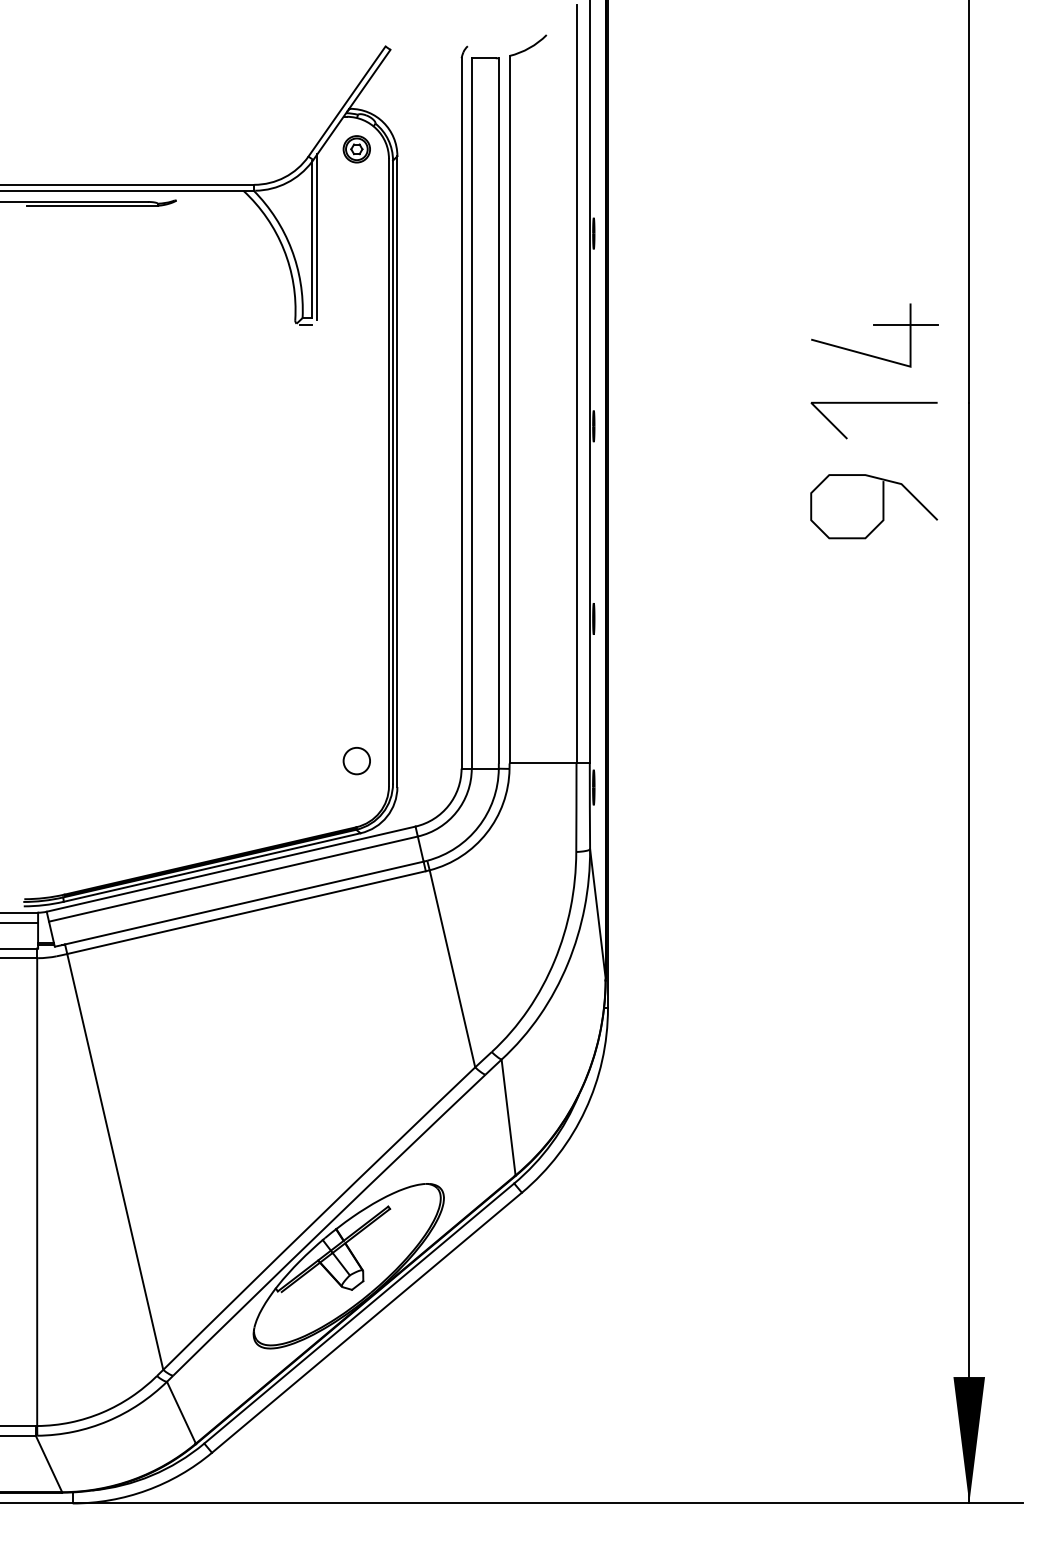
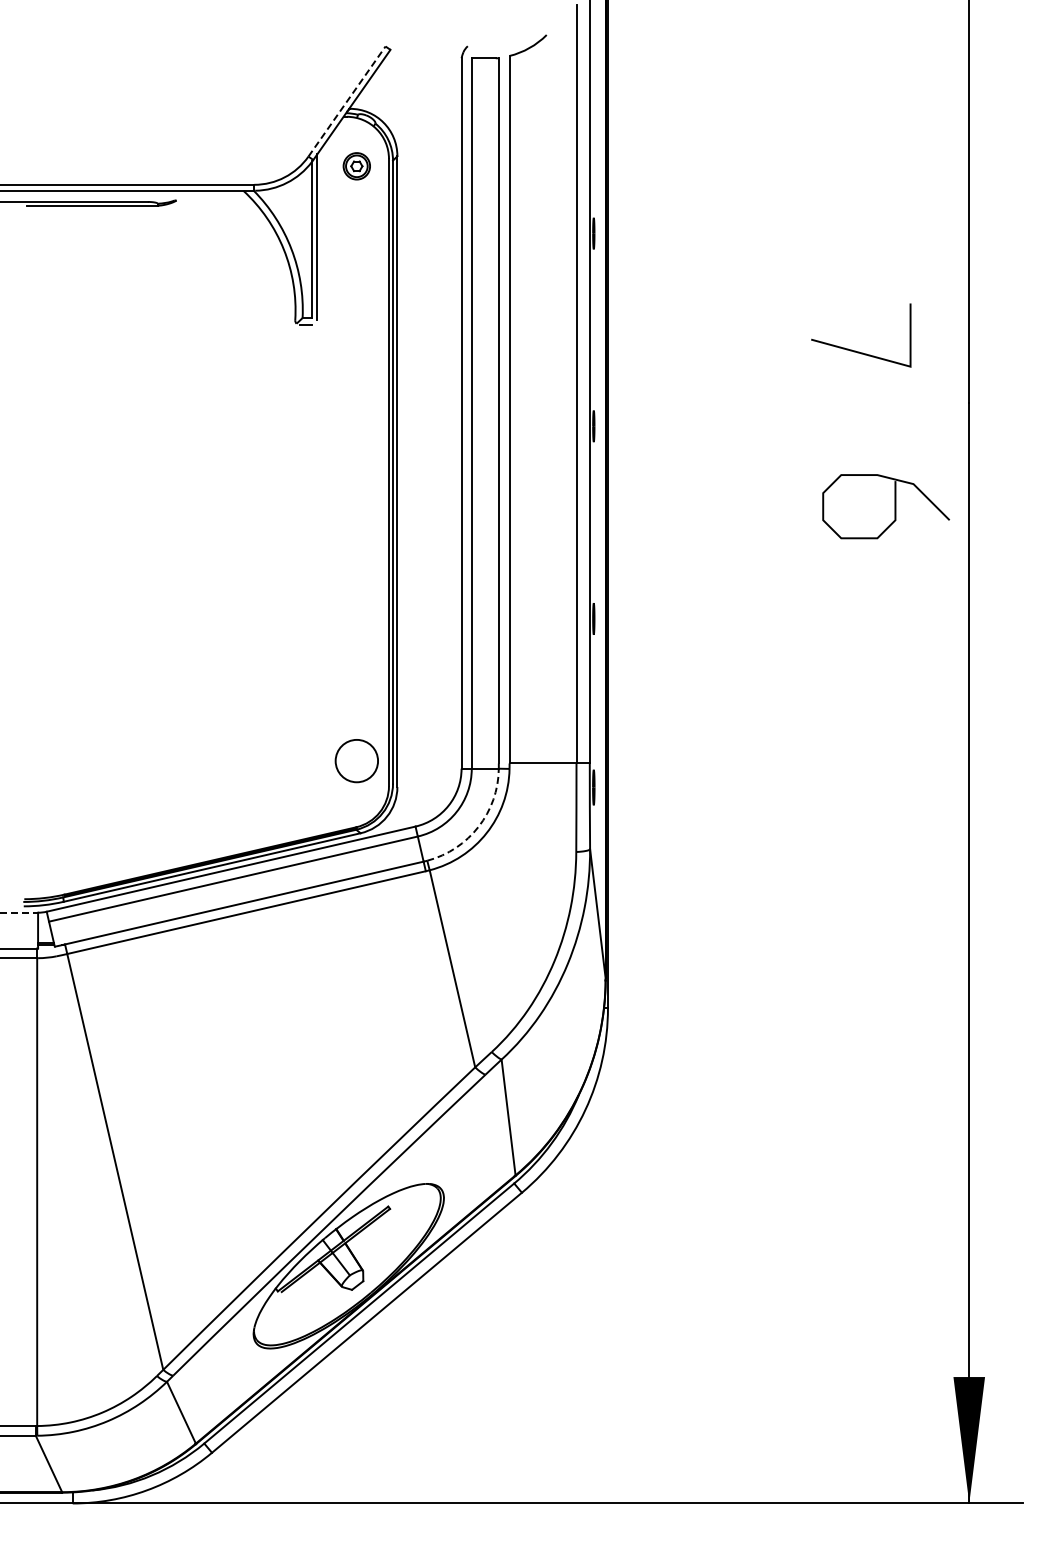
line: solid -> dashed (347, 101)
part position: (356, 149) -> (356, 166) (356, 166)
line: present -> none (905, 324)
line: present -> none (873, 403)
curve position: (882, 506) -> (894, 506) (894, 506)
circle diameter: 26 px -> 42 px (356, 760)
arc: solid -> dashed (478, 826)
line: solid -> dashed (19, 912)
line: present -> none (20, 922)
